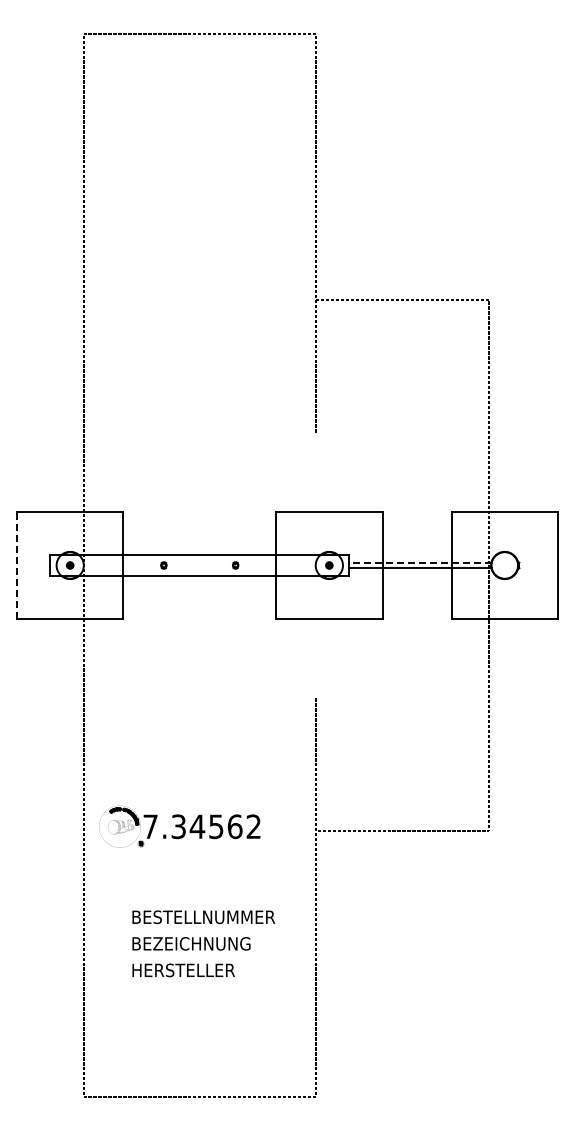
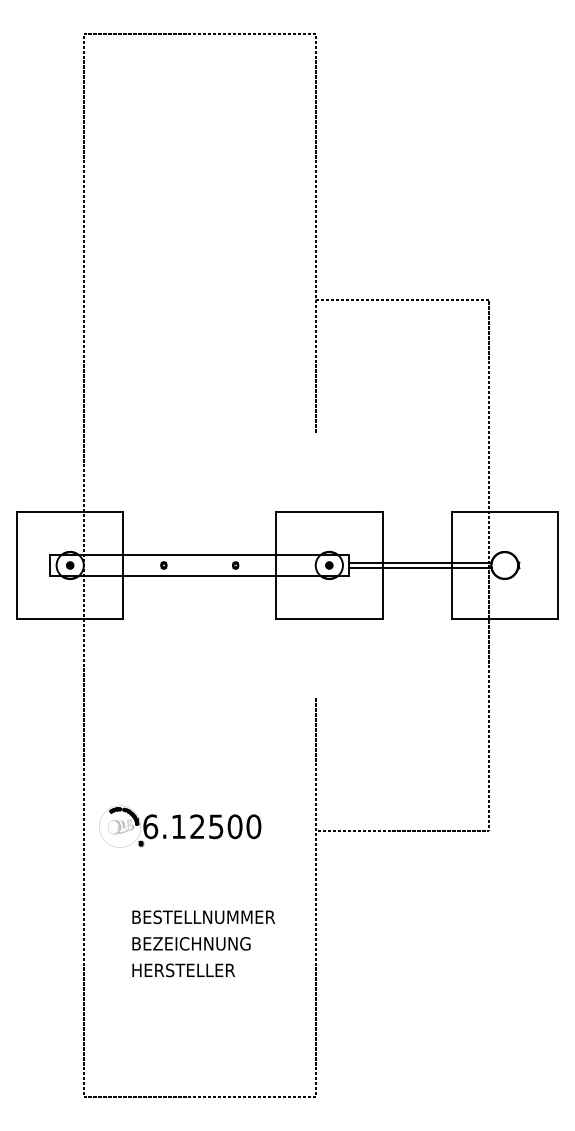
line: dashed -> solid (420, 562)
line: dashed -> solid (17, 565)
text: 7.34562 -> 6.12500 (202, 826)
